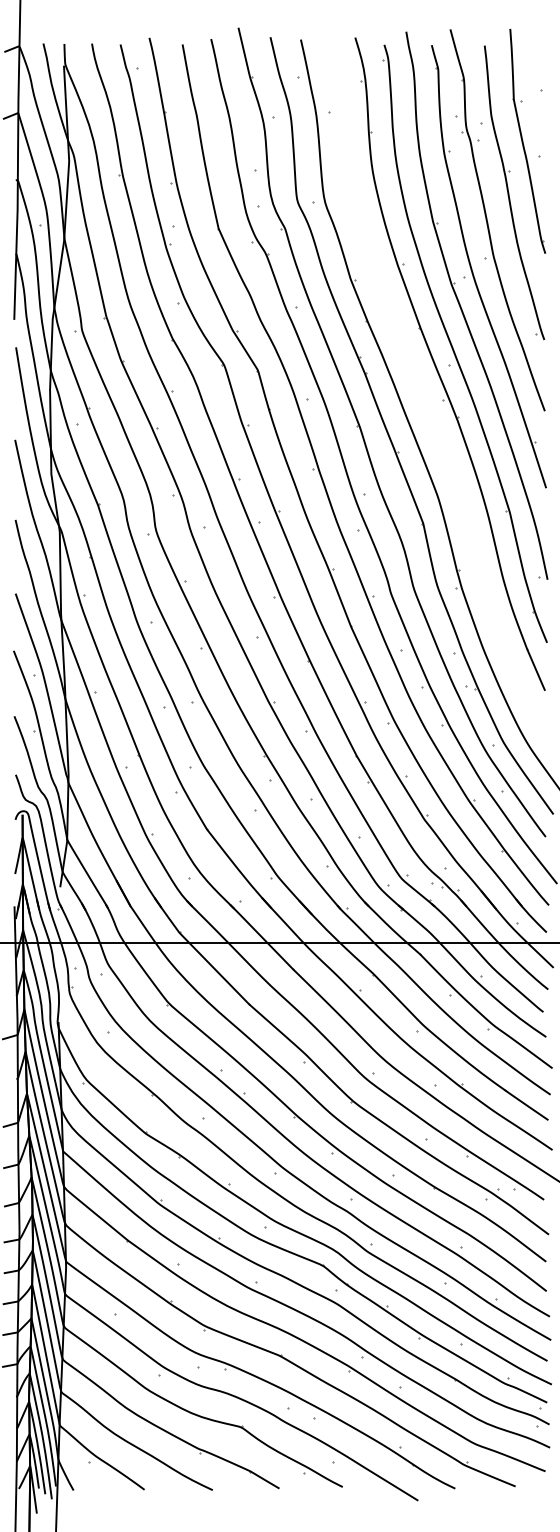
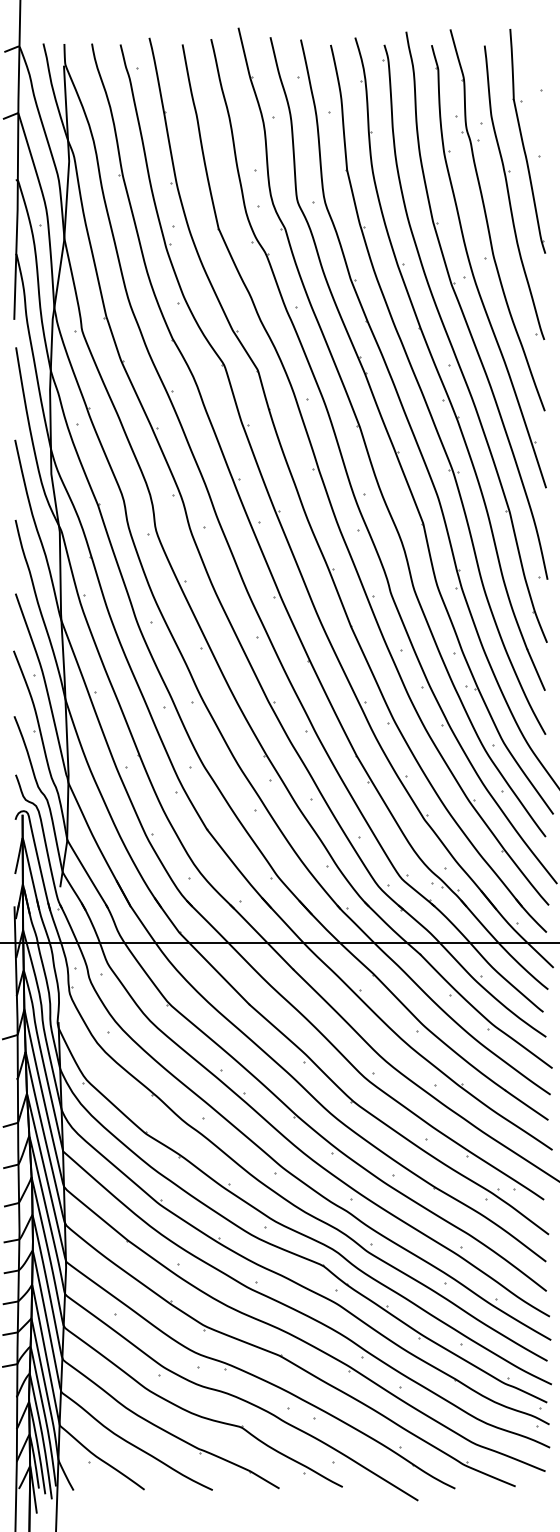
part: none -> present (424, 395)
